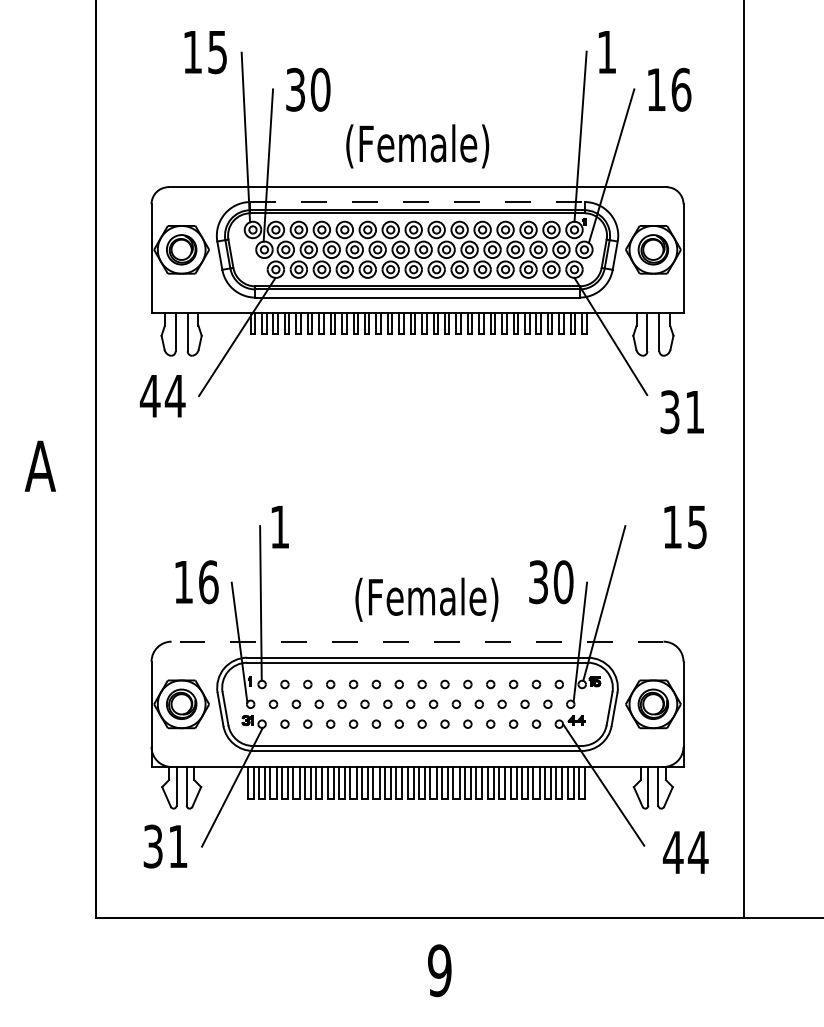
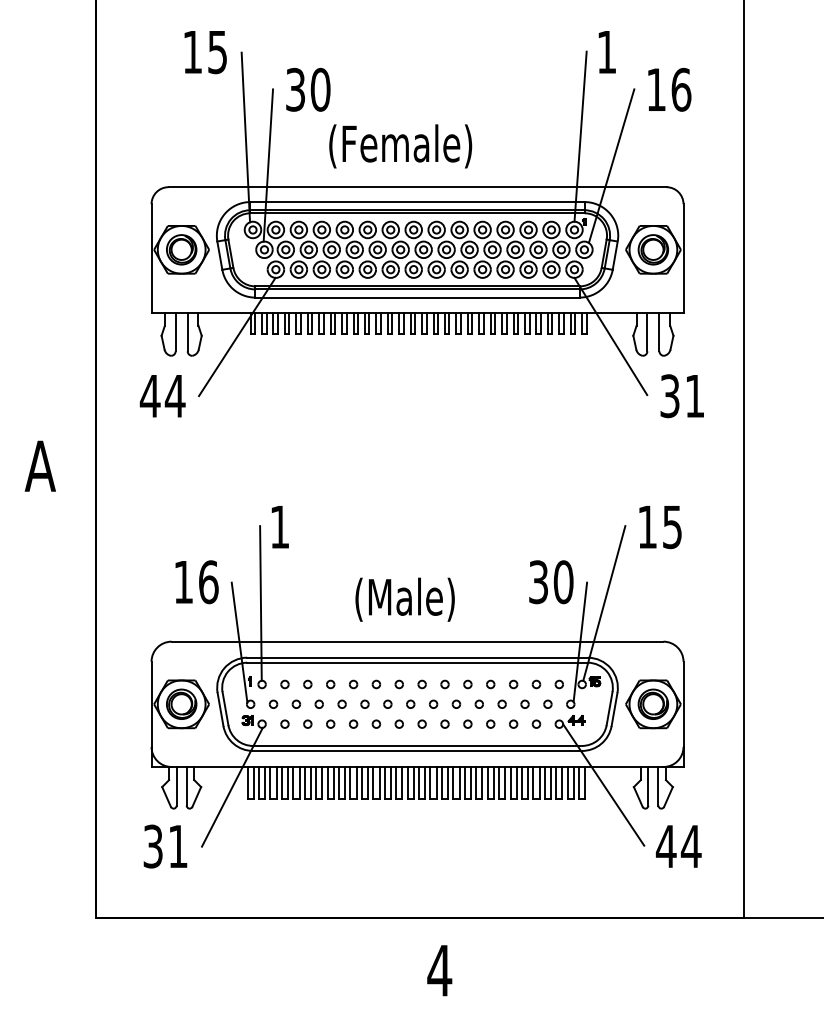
text position: (417, 146) -> (400, 146) (400, 146)
line: dashed -> solid (418, 202)
text position: (681, 412) -> (681, 396) (681, 396)
text position: (685, 527) -> (660, 527) (660, 527)
text: (Female) -> (Male) (435, 599)
line: dashed -> solid (417, 641)
text position: (685, 852) -> (678, 846) (678, 846)
text: 9 -> 4 (439, 970)
